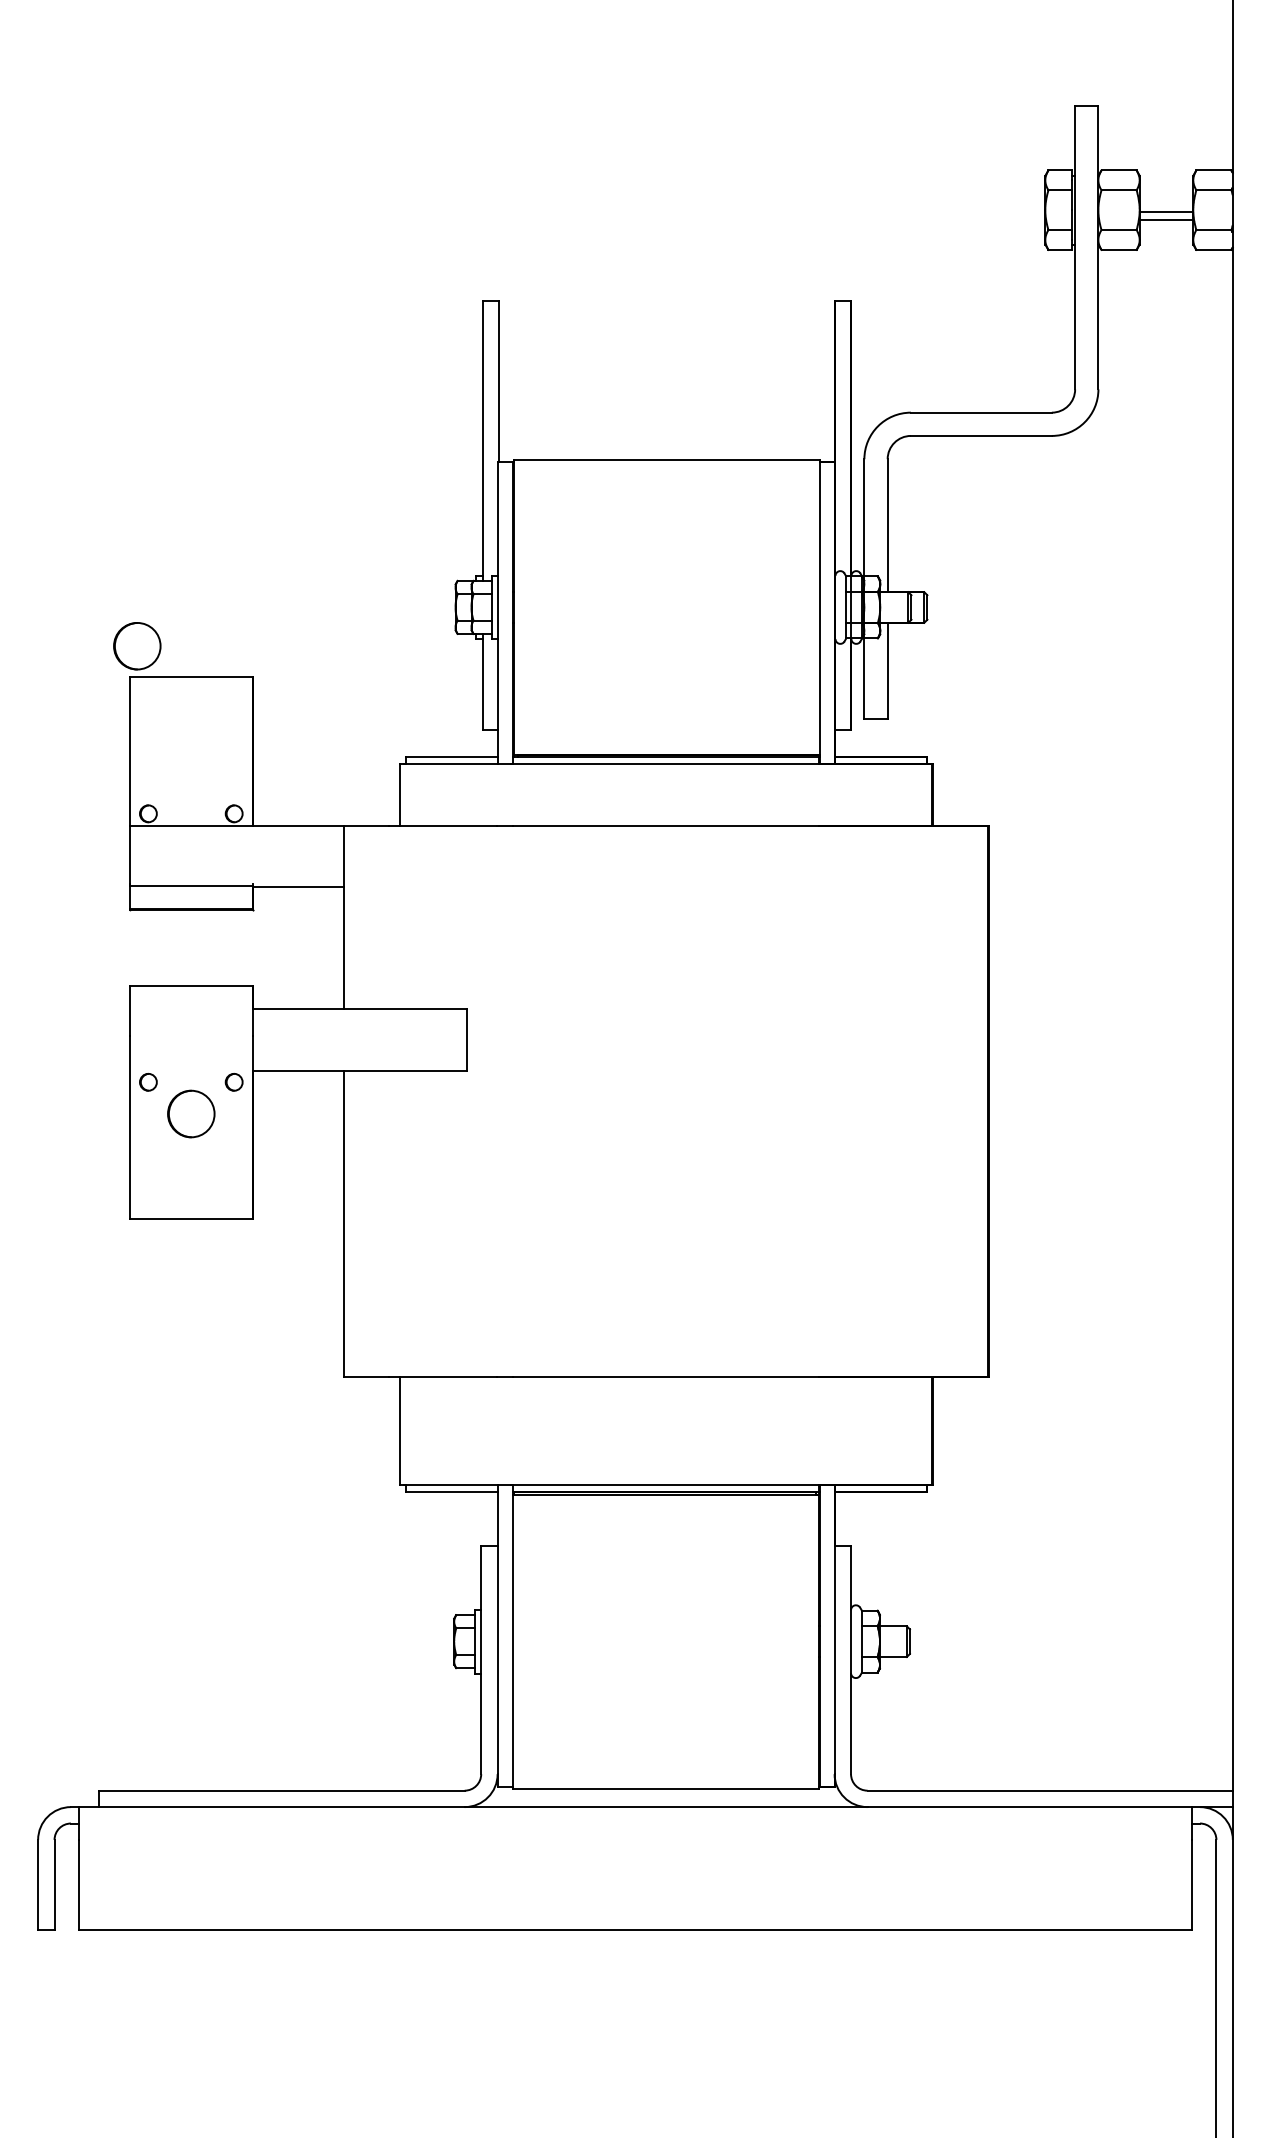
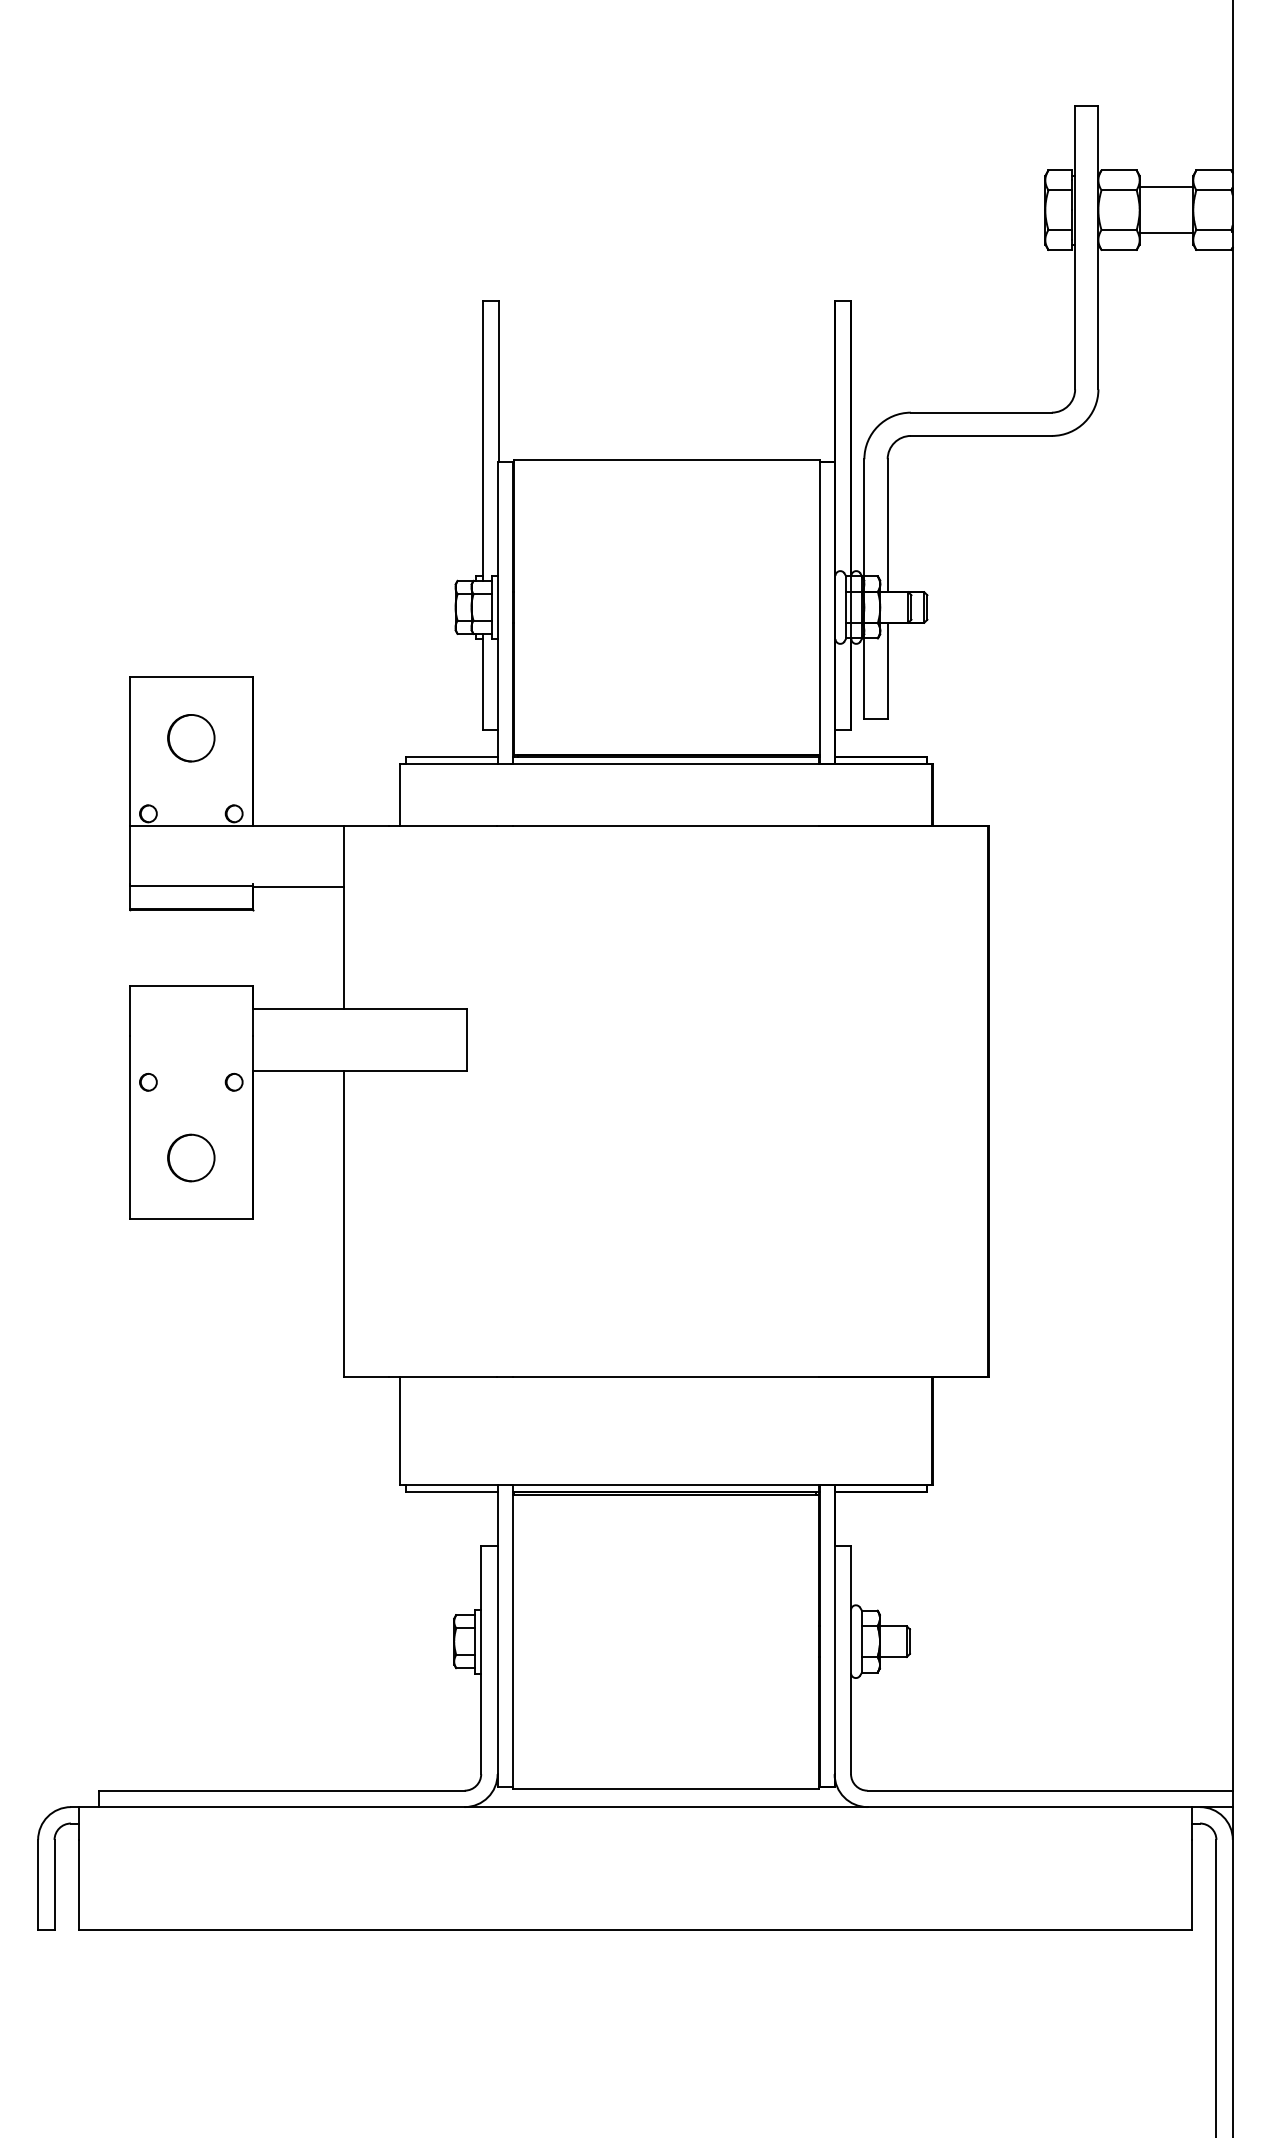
line position: (1166, 212) -> (1166, 187) (1166, 187)
line position: (1166, 220) -> (1166, 233) (1166, 233)
circle position: (137, 646) -> (191, 738) (191, 738)
part position: (191, 1113) -> (191, 1157) (191, 1157)
